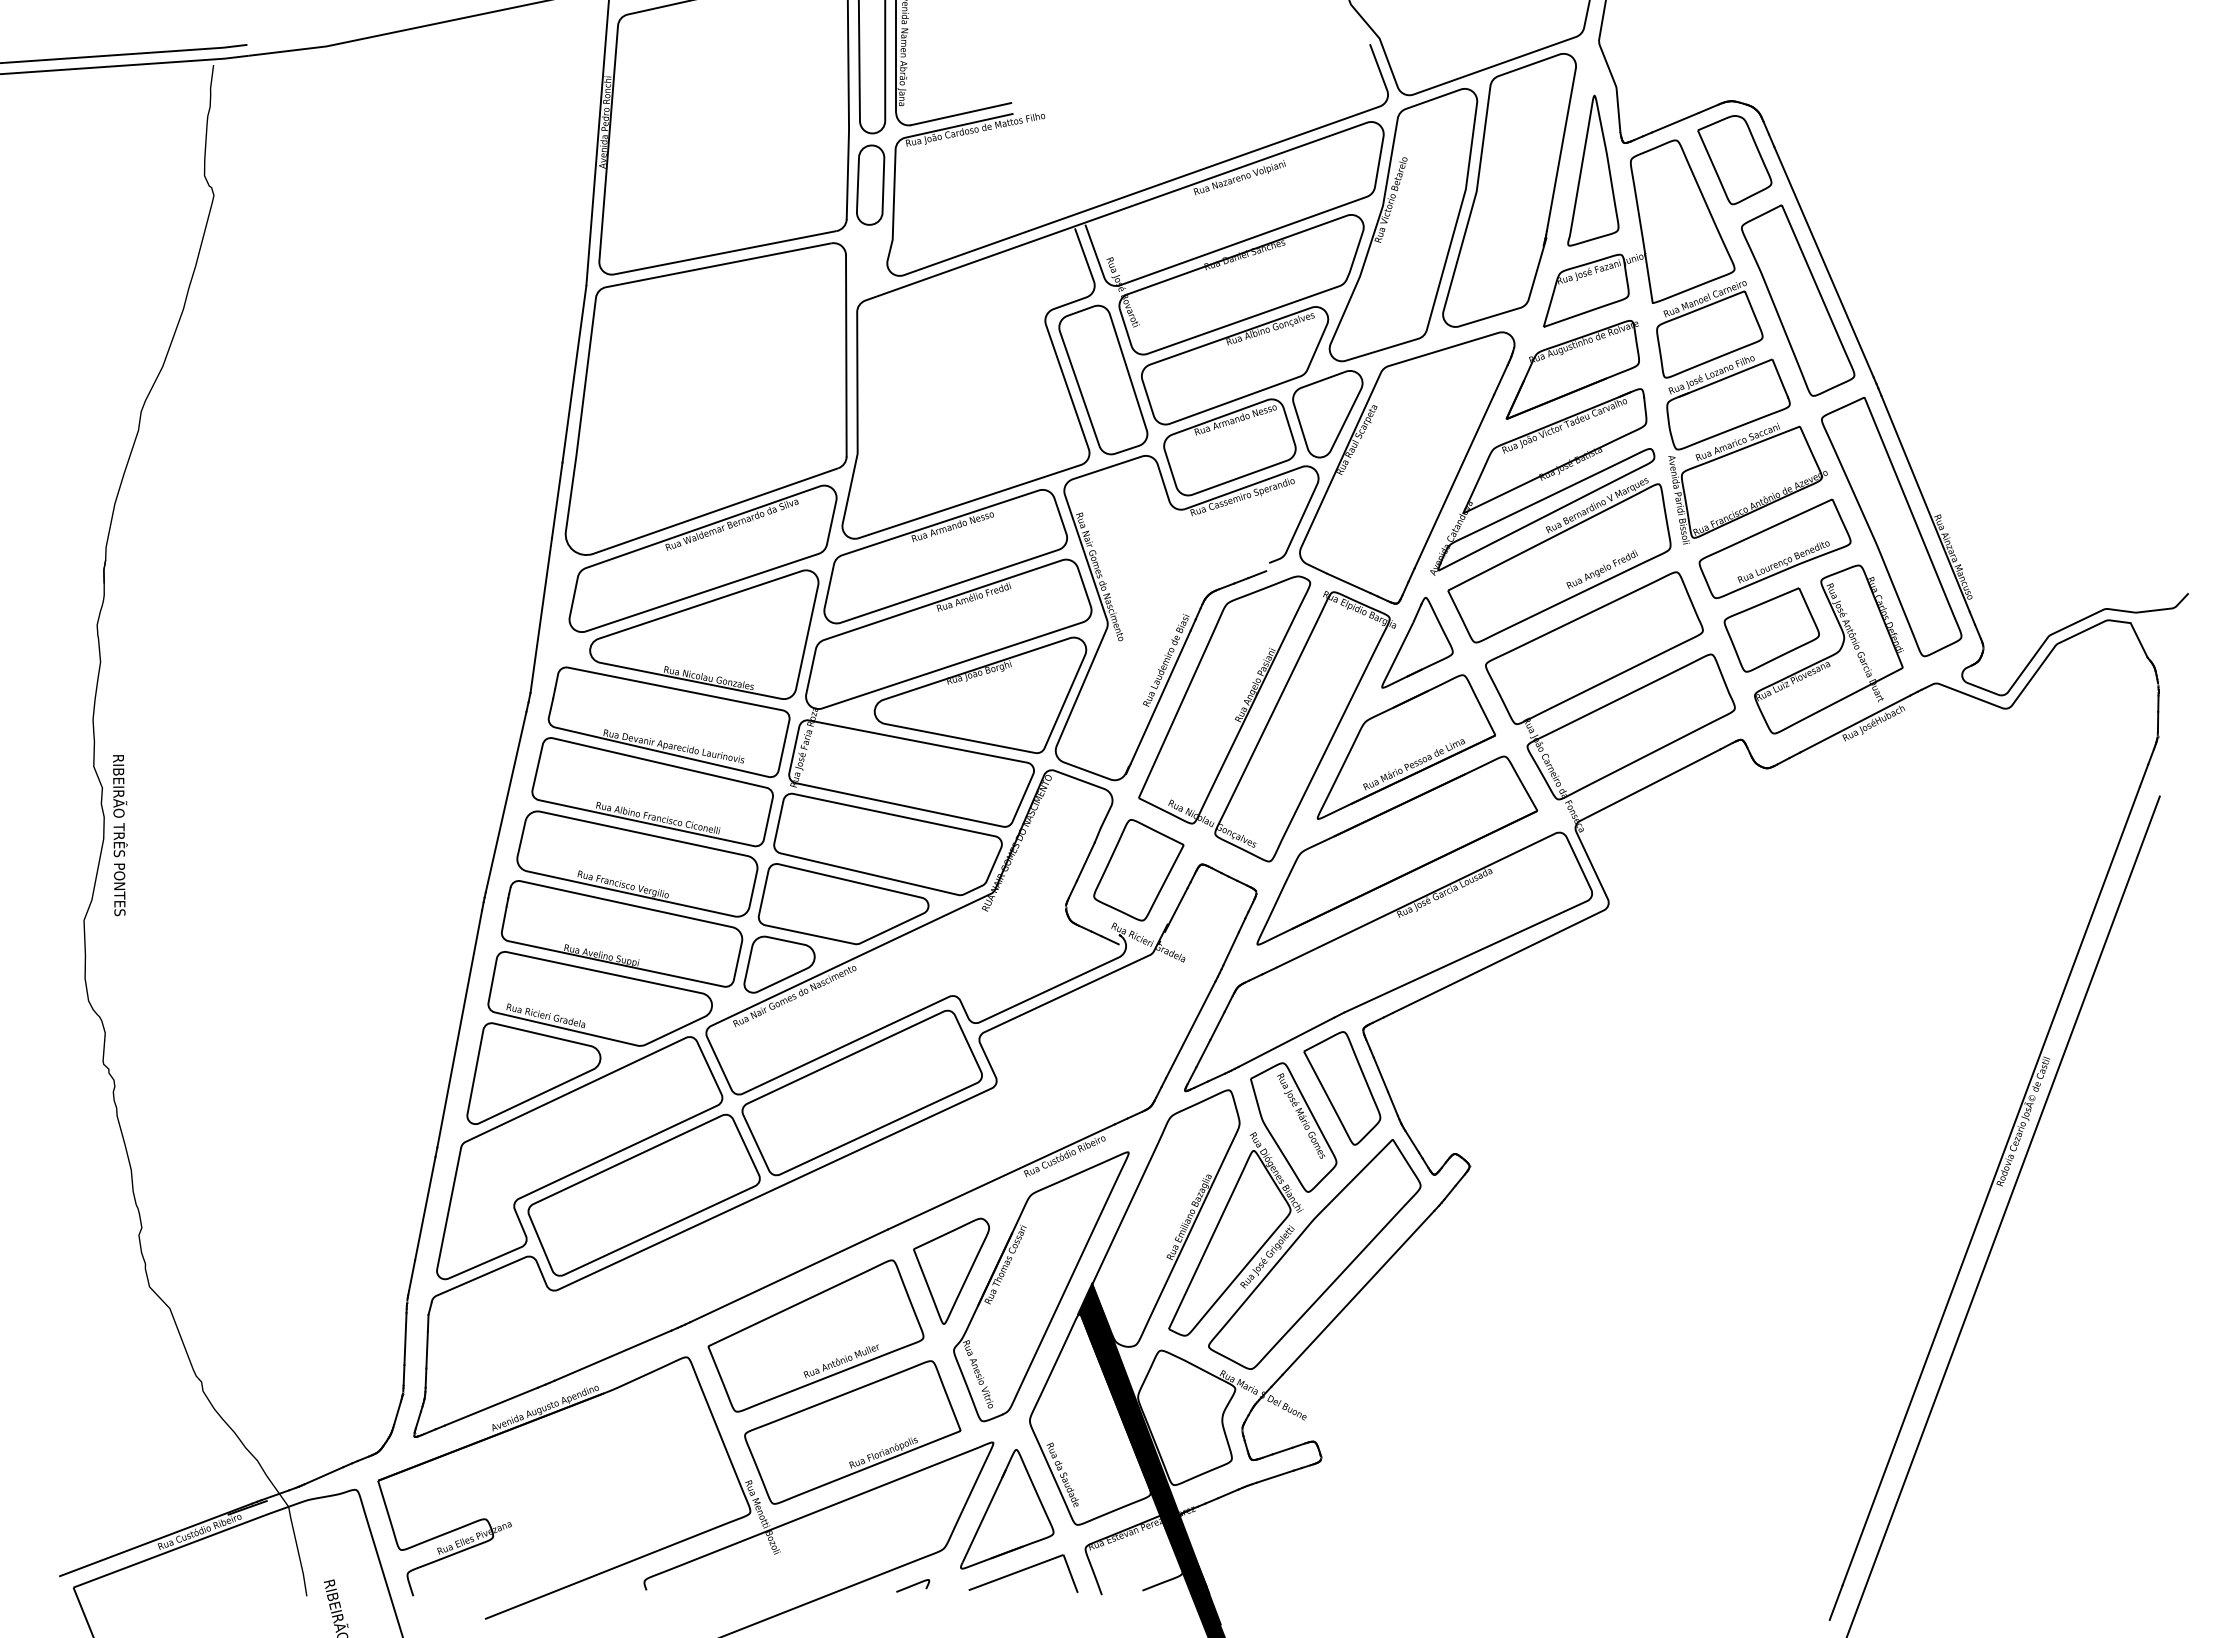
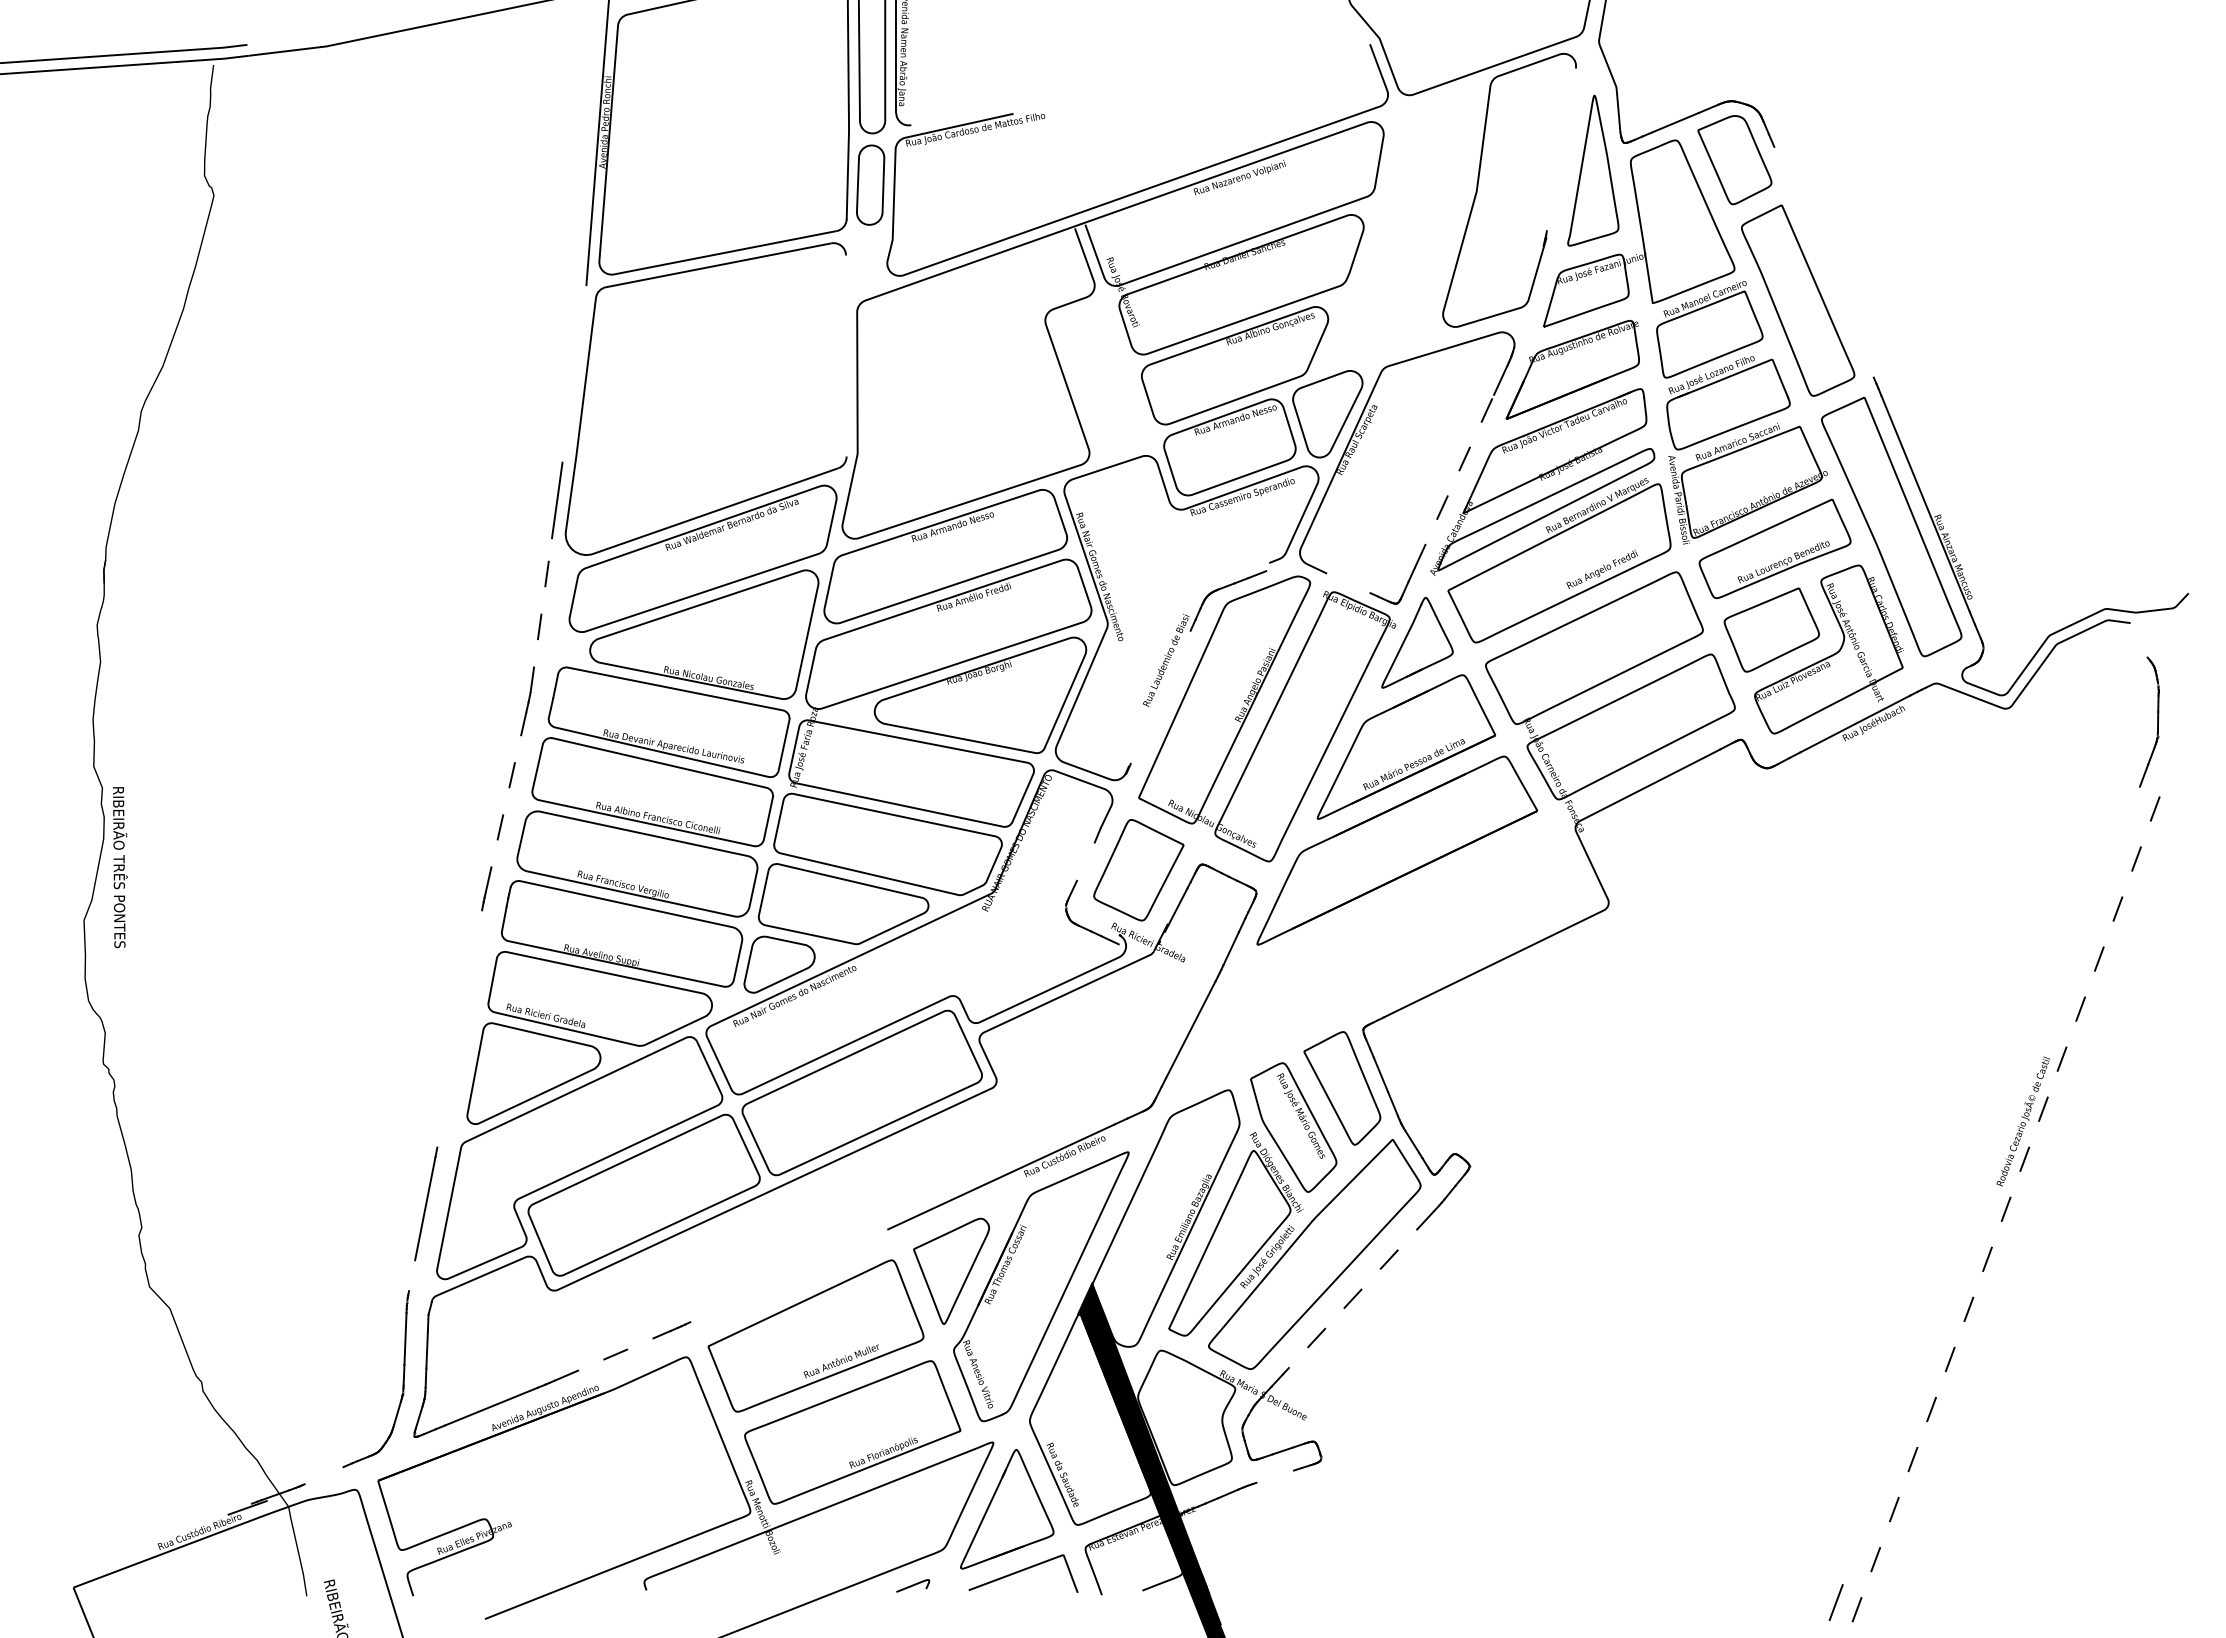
line: present -> none (961, 114)
line: present -> none (1560, 149)
part: present -> none (1403, 225)
line: present -> none (1823, 261)
line: present -> none (846, 355)
line: present -> none (574, 374)
part: present -> none (1103, 379)
line: solid -> dashed (1454, 481)
line: present -> none (1348, 583)
line: solid -> dashed (541, 615)
line: present -> none (2138, 640)
line: present -> none (1160, 696)
line: solid -> dashed (506, 802)
text position: (120, 835) -> (120, 867) (120, 867)
line: present -> none (1085, 861)
part: present -> none (1388, 961)
line: present -> none (459, 1028)
line: present -> none (1990, 1185)
line: solid -> dashed (2003, 1217)
line: present -> none (412, 1275)
line: present -> none (789, 1275)
line: solid -> dashed (1358, 1292)
line: solid -> dashed (612, 1355)
line: present -> none (323, 1475)
line: present -> none (1274, 1476)
line: present -> none (155, 1539)
